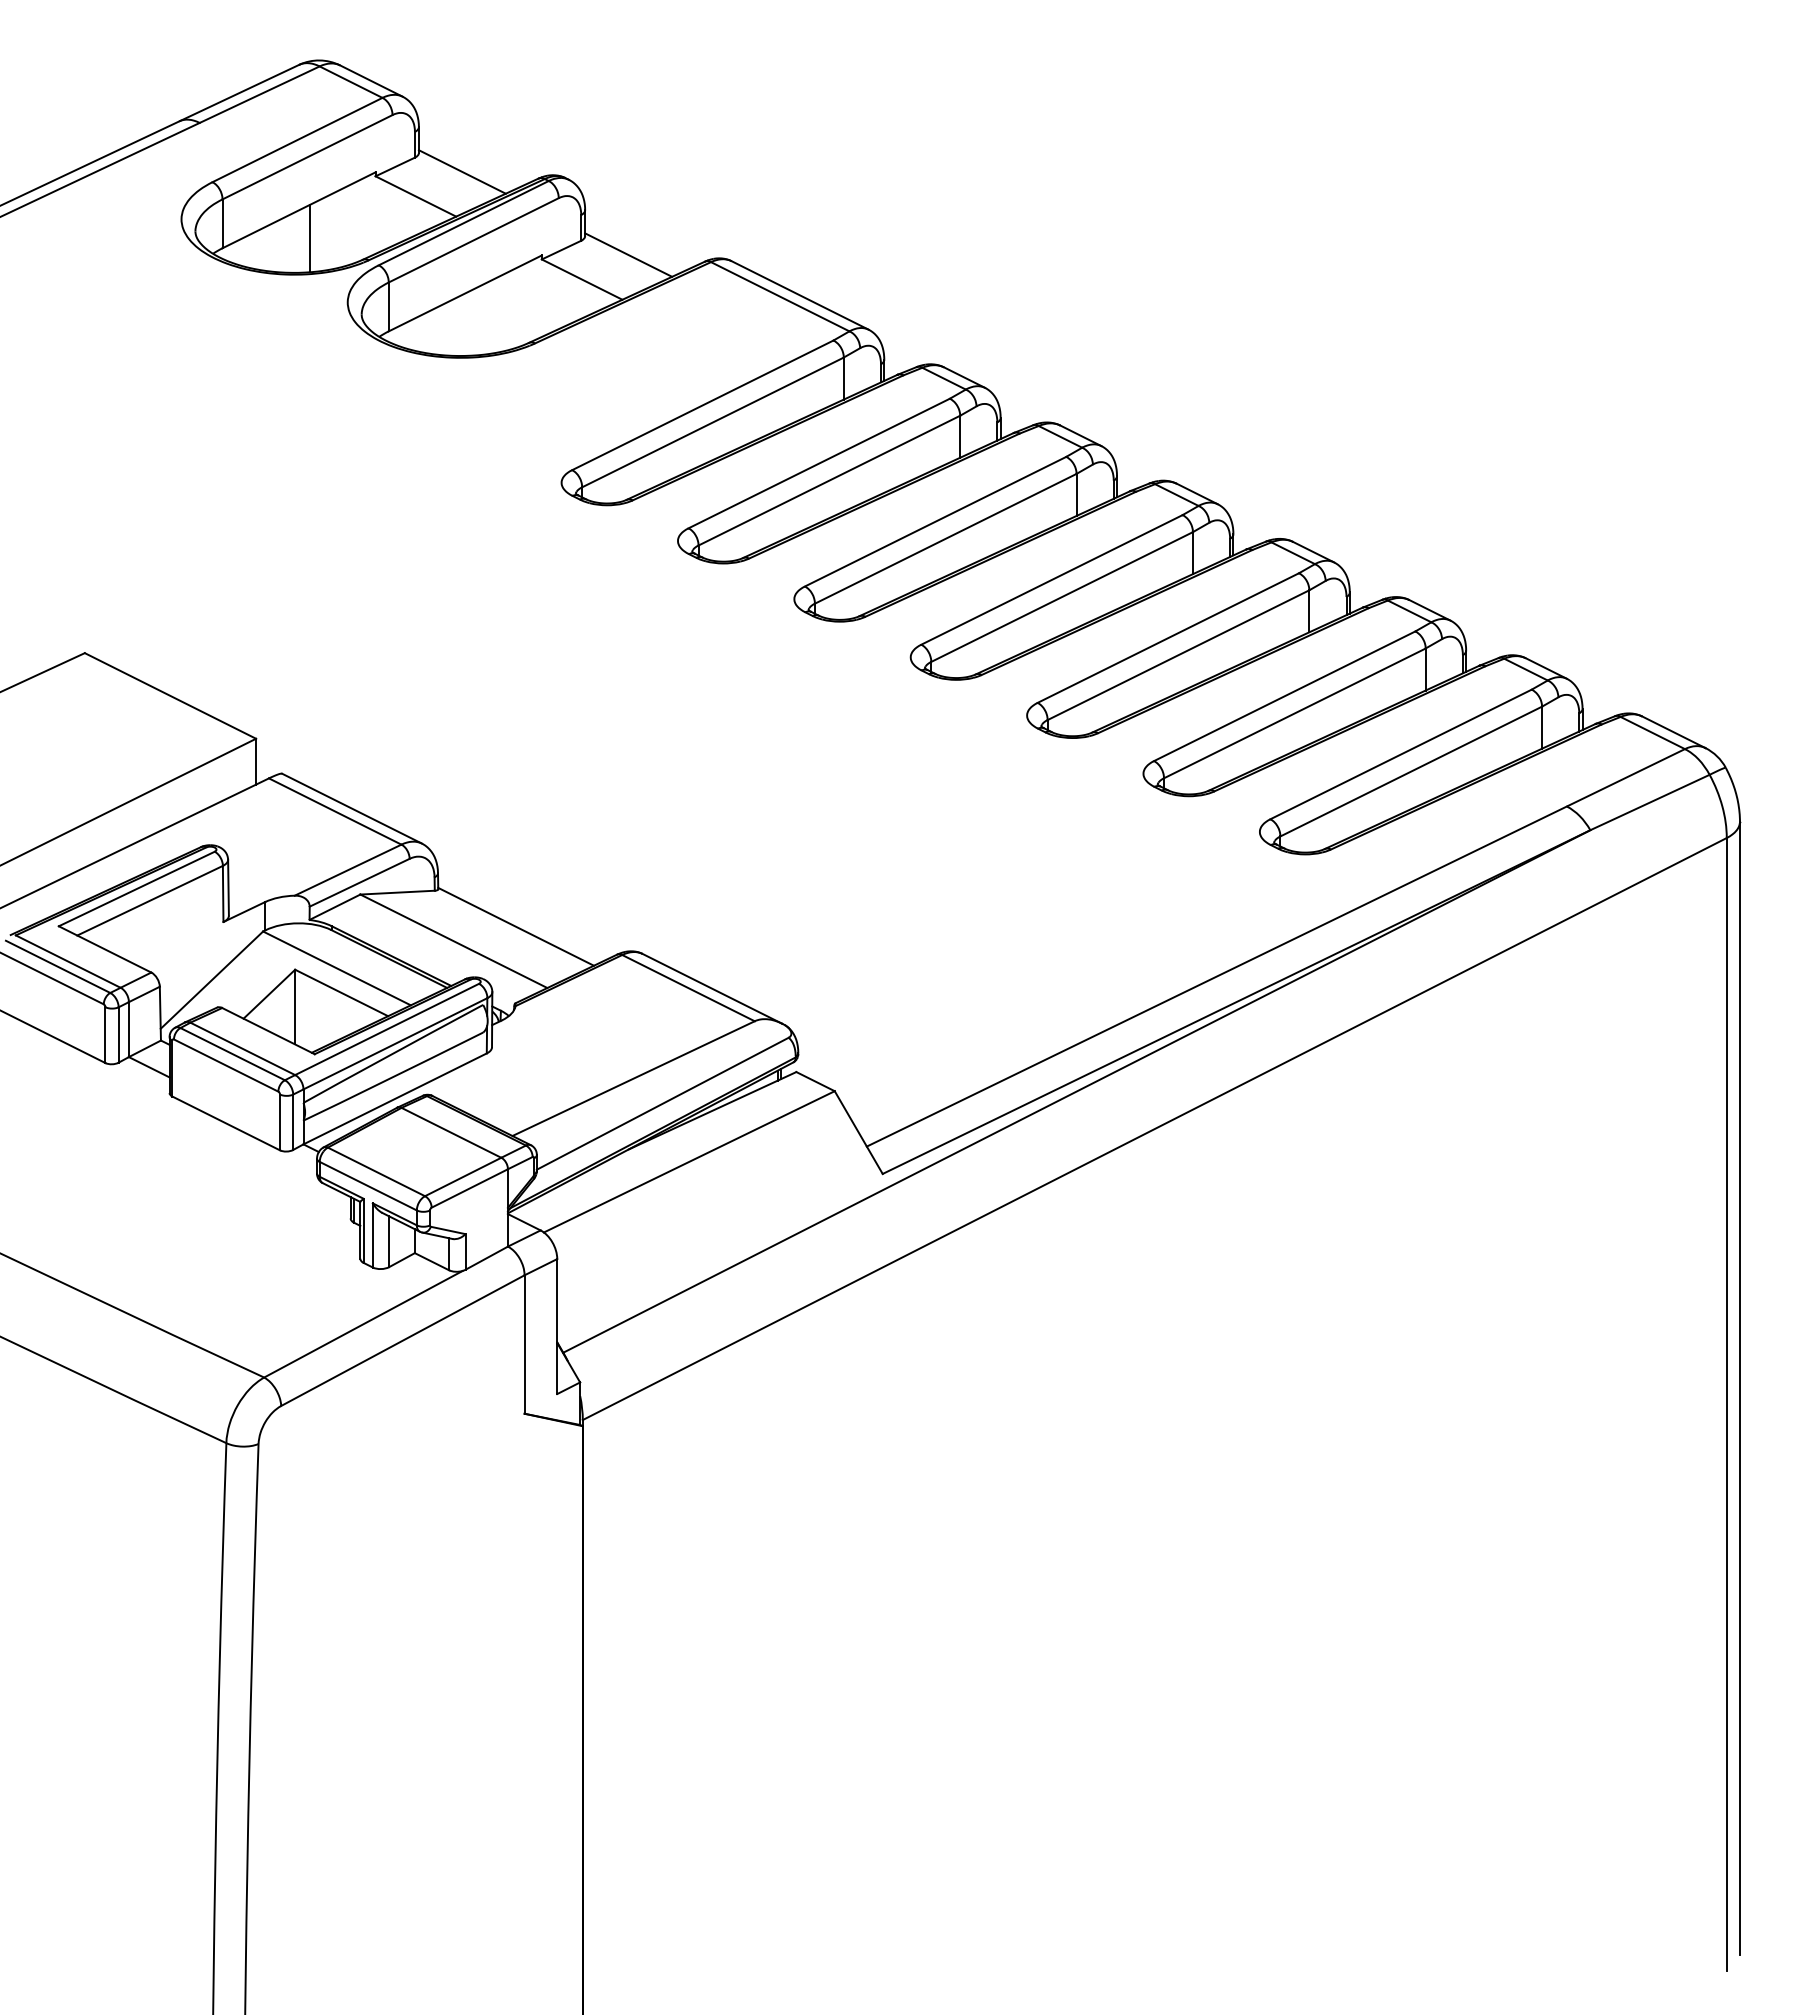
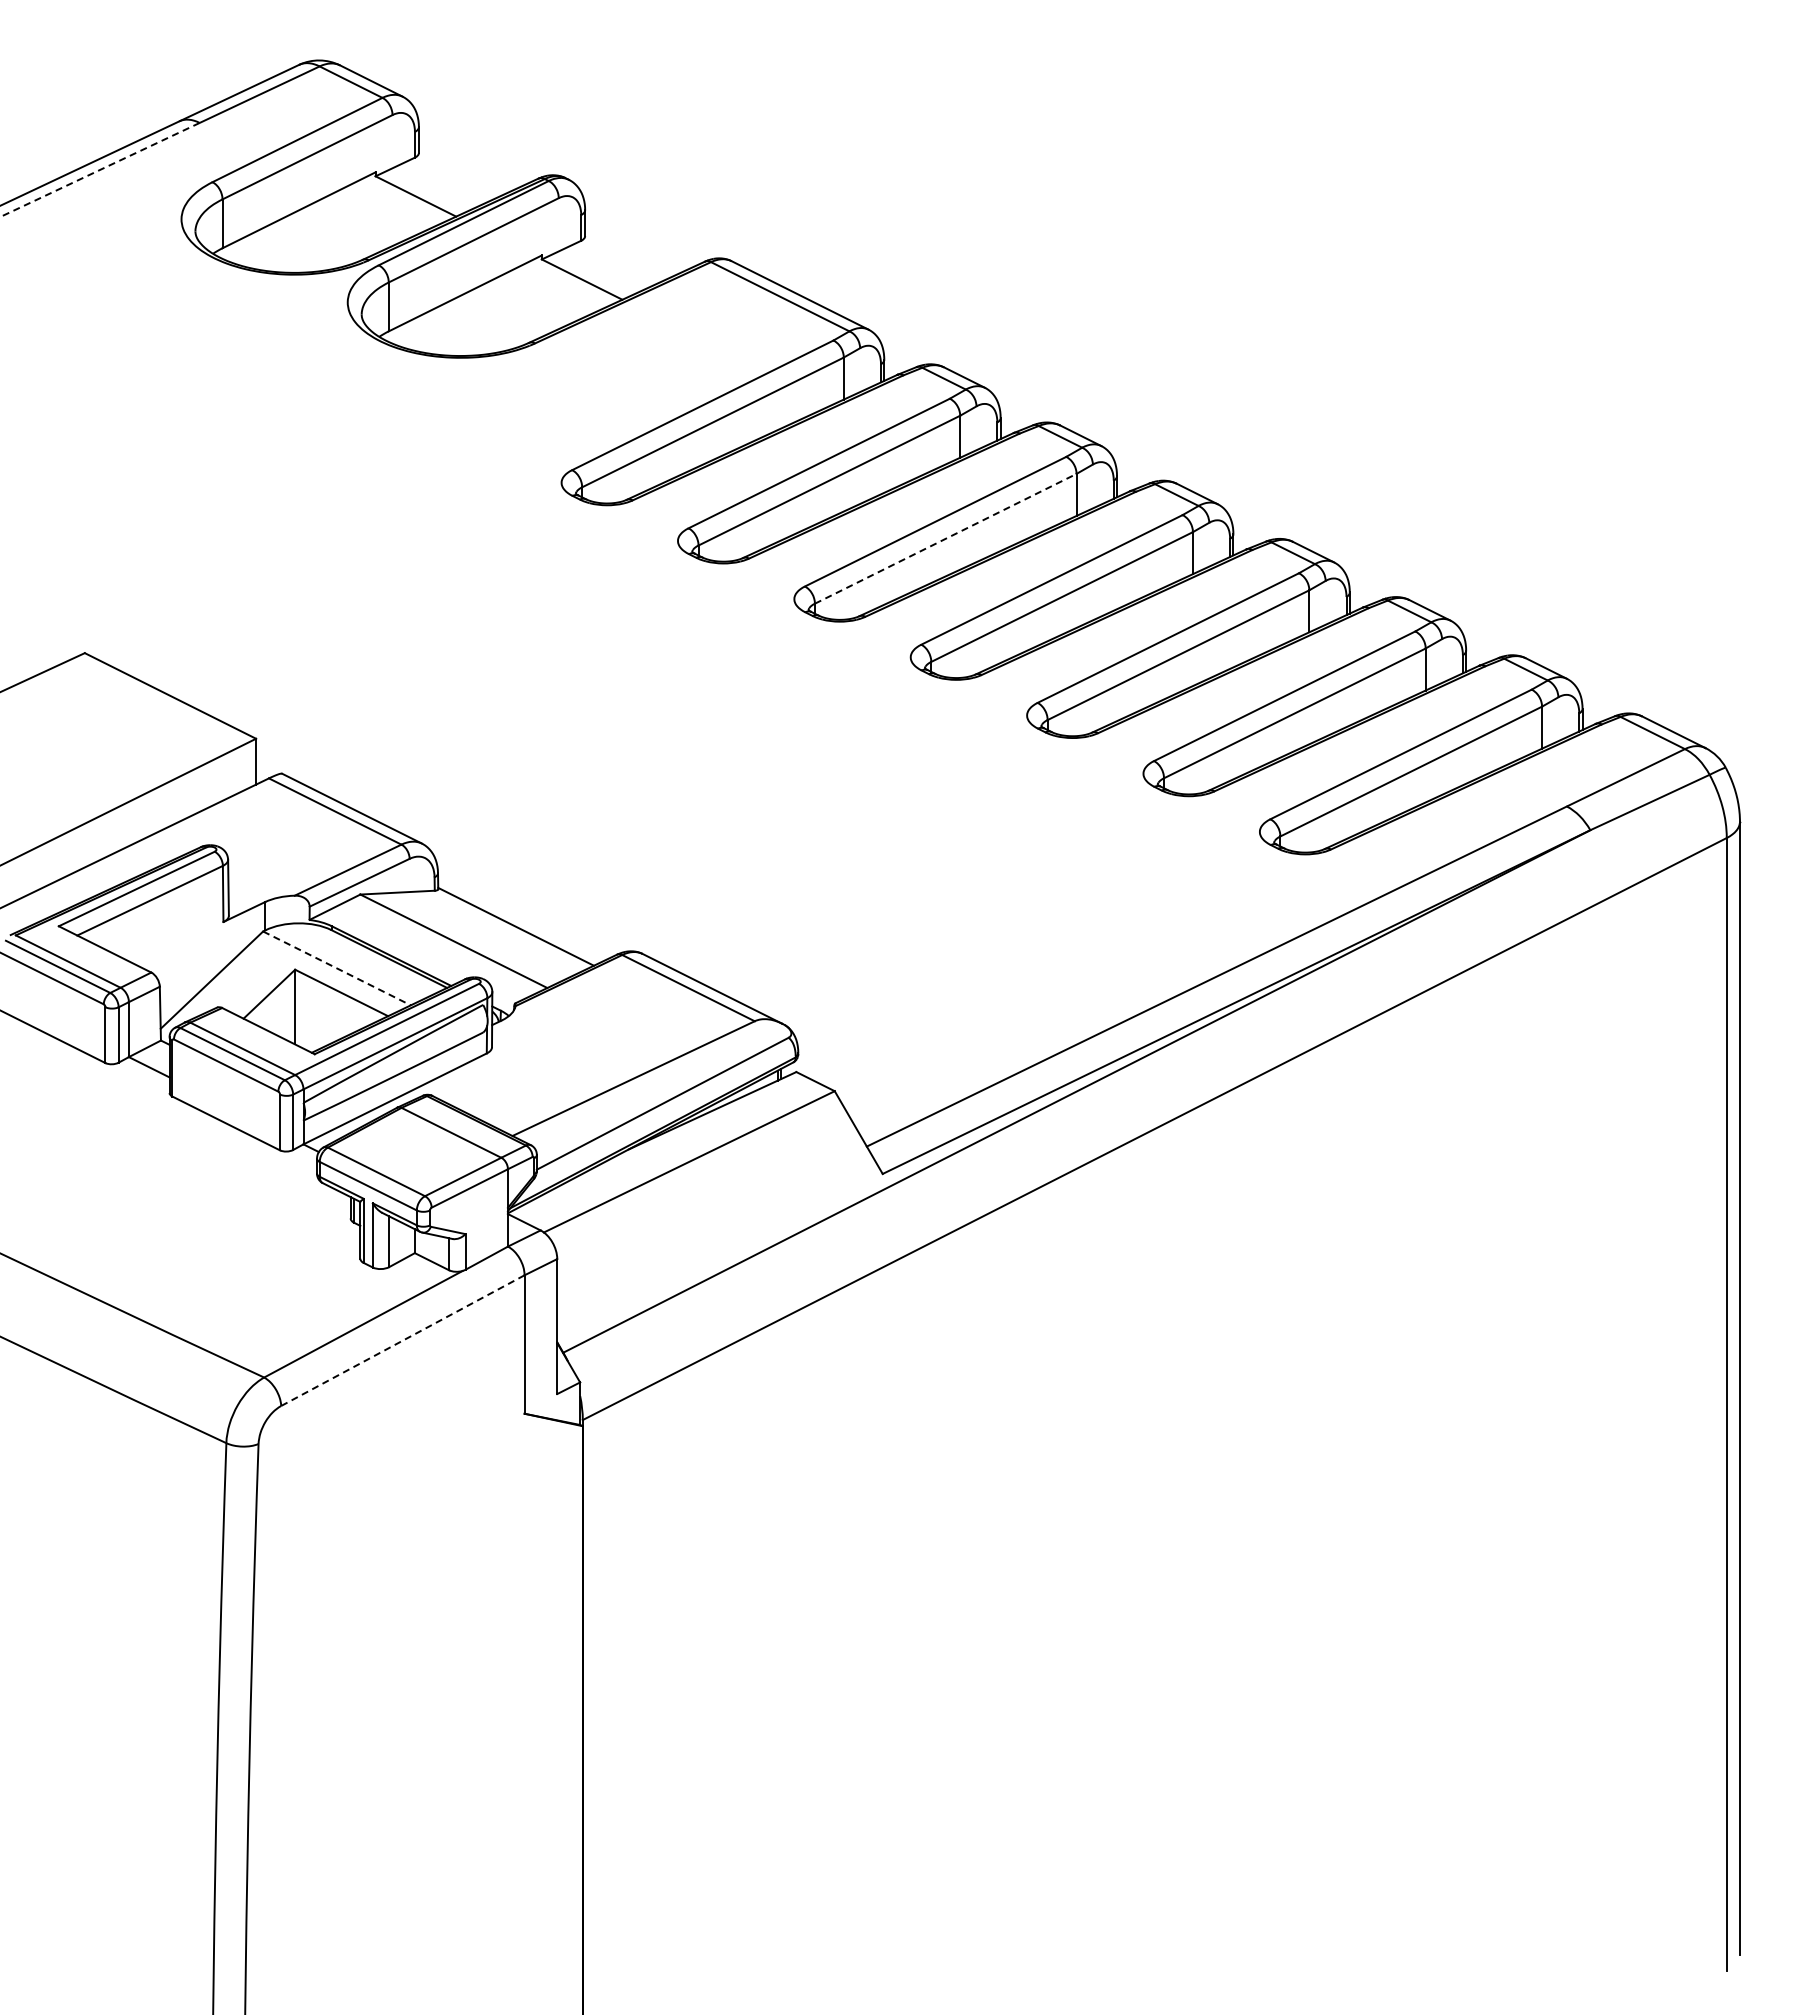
line: solid -> dashed (100, 169)
line: present -> none (461, 171)
line: present -> none (310, 238)
line: present -> none (628, 254)
line: solid -> dashed (946, 538)
line: solid -> dashed (337, 968)
line: solid -> dashed (402, 1340)
